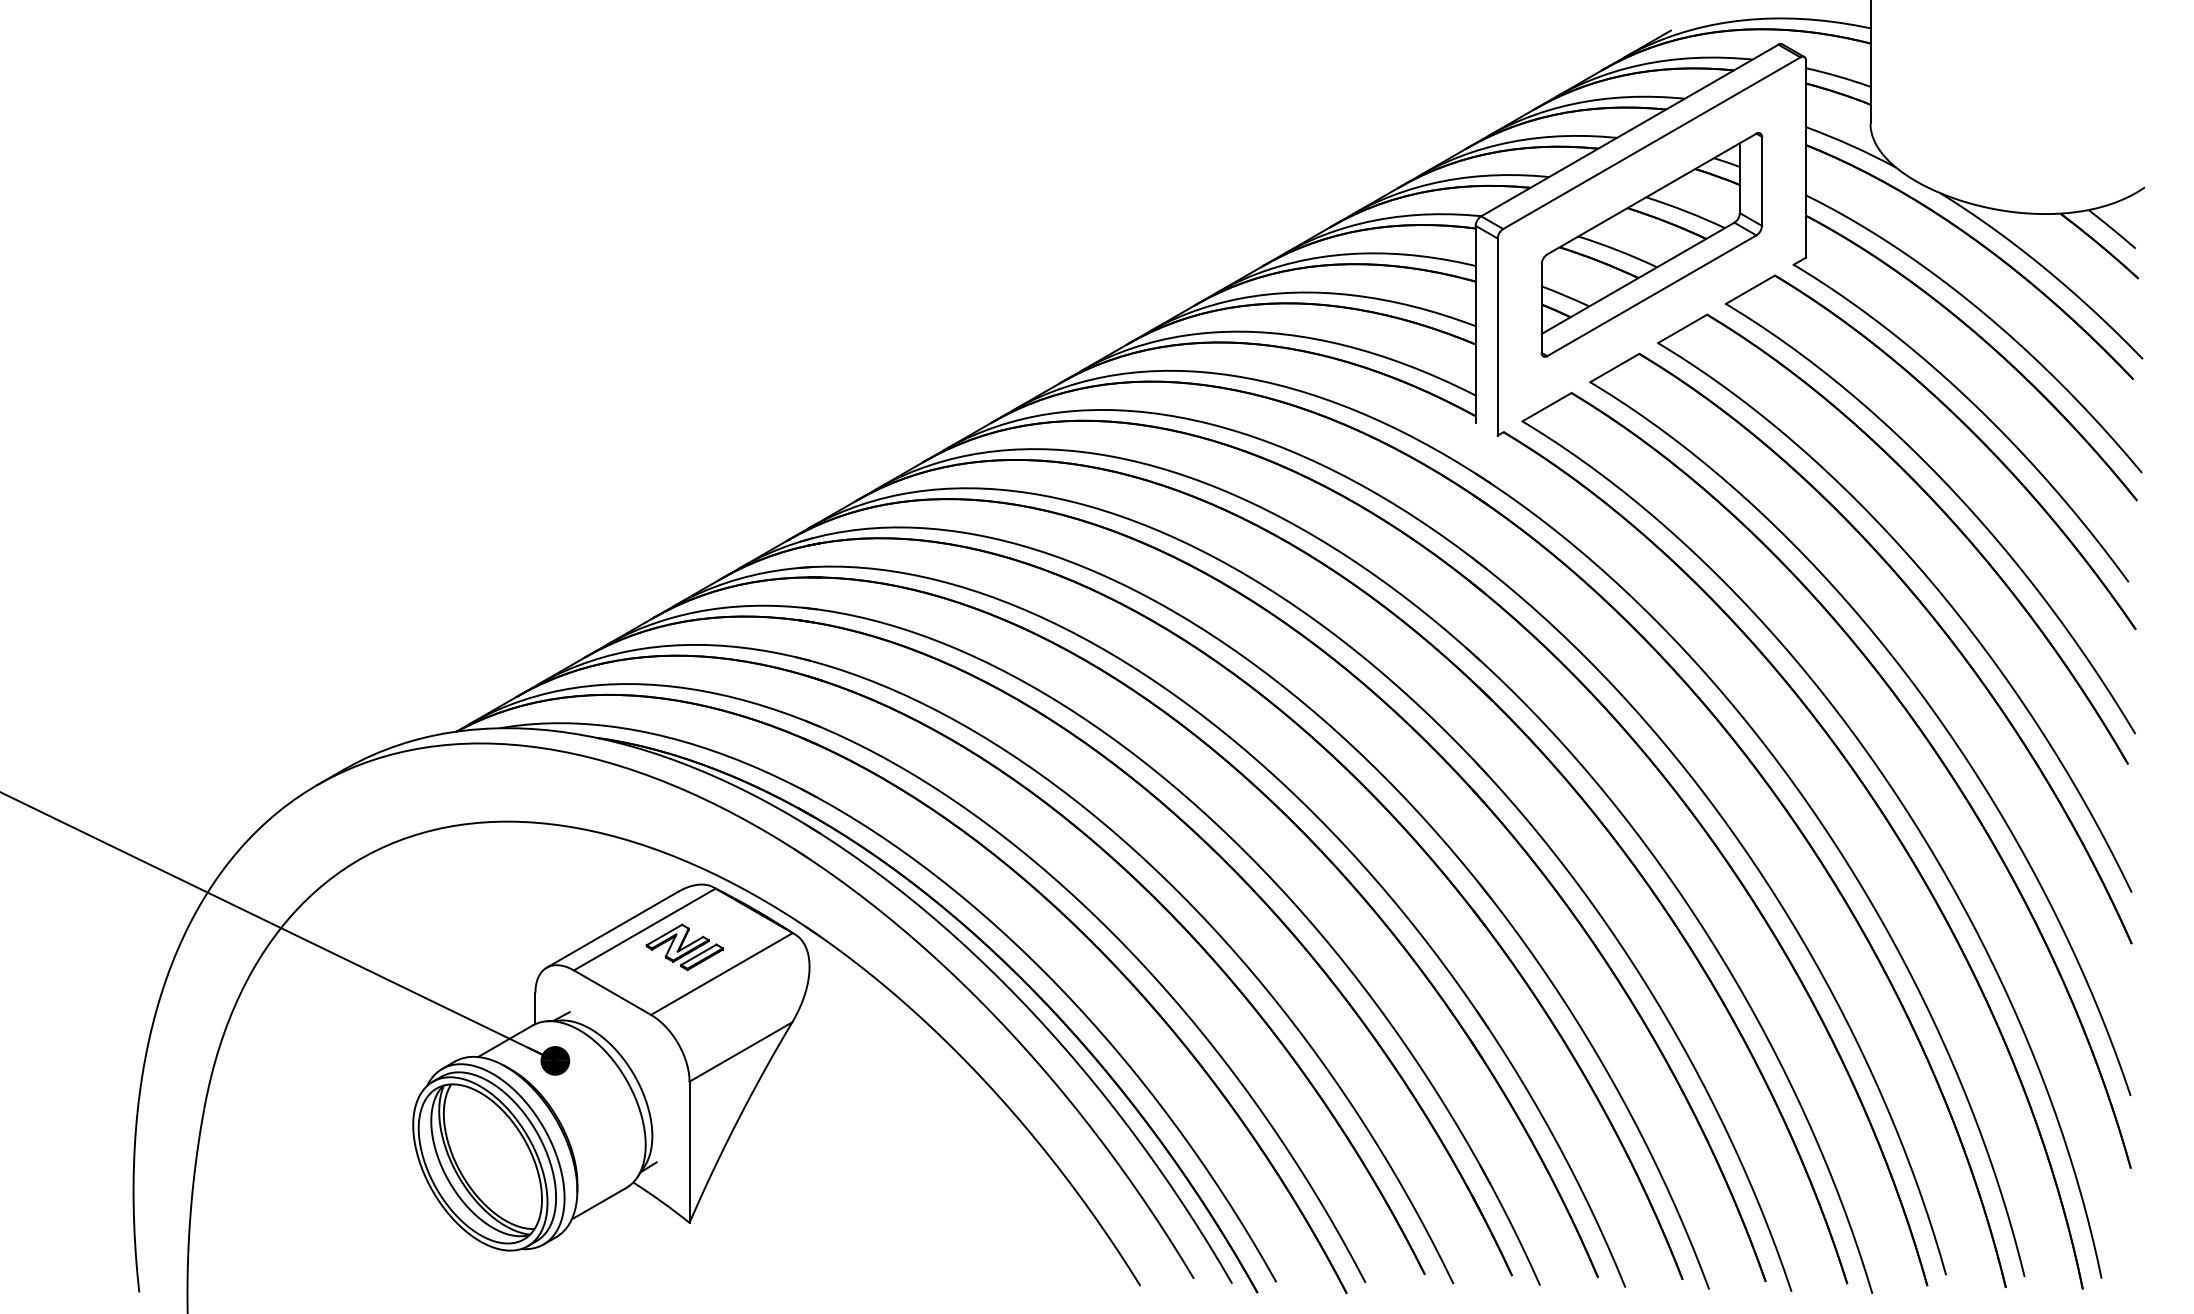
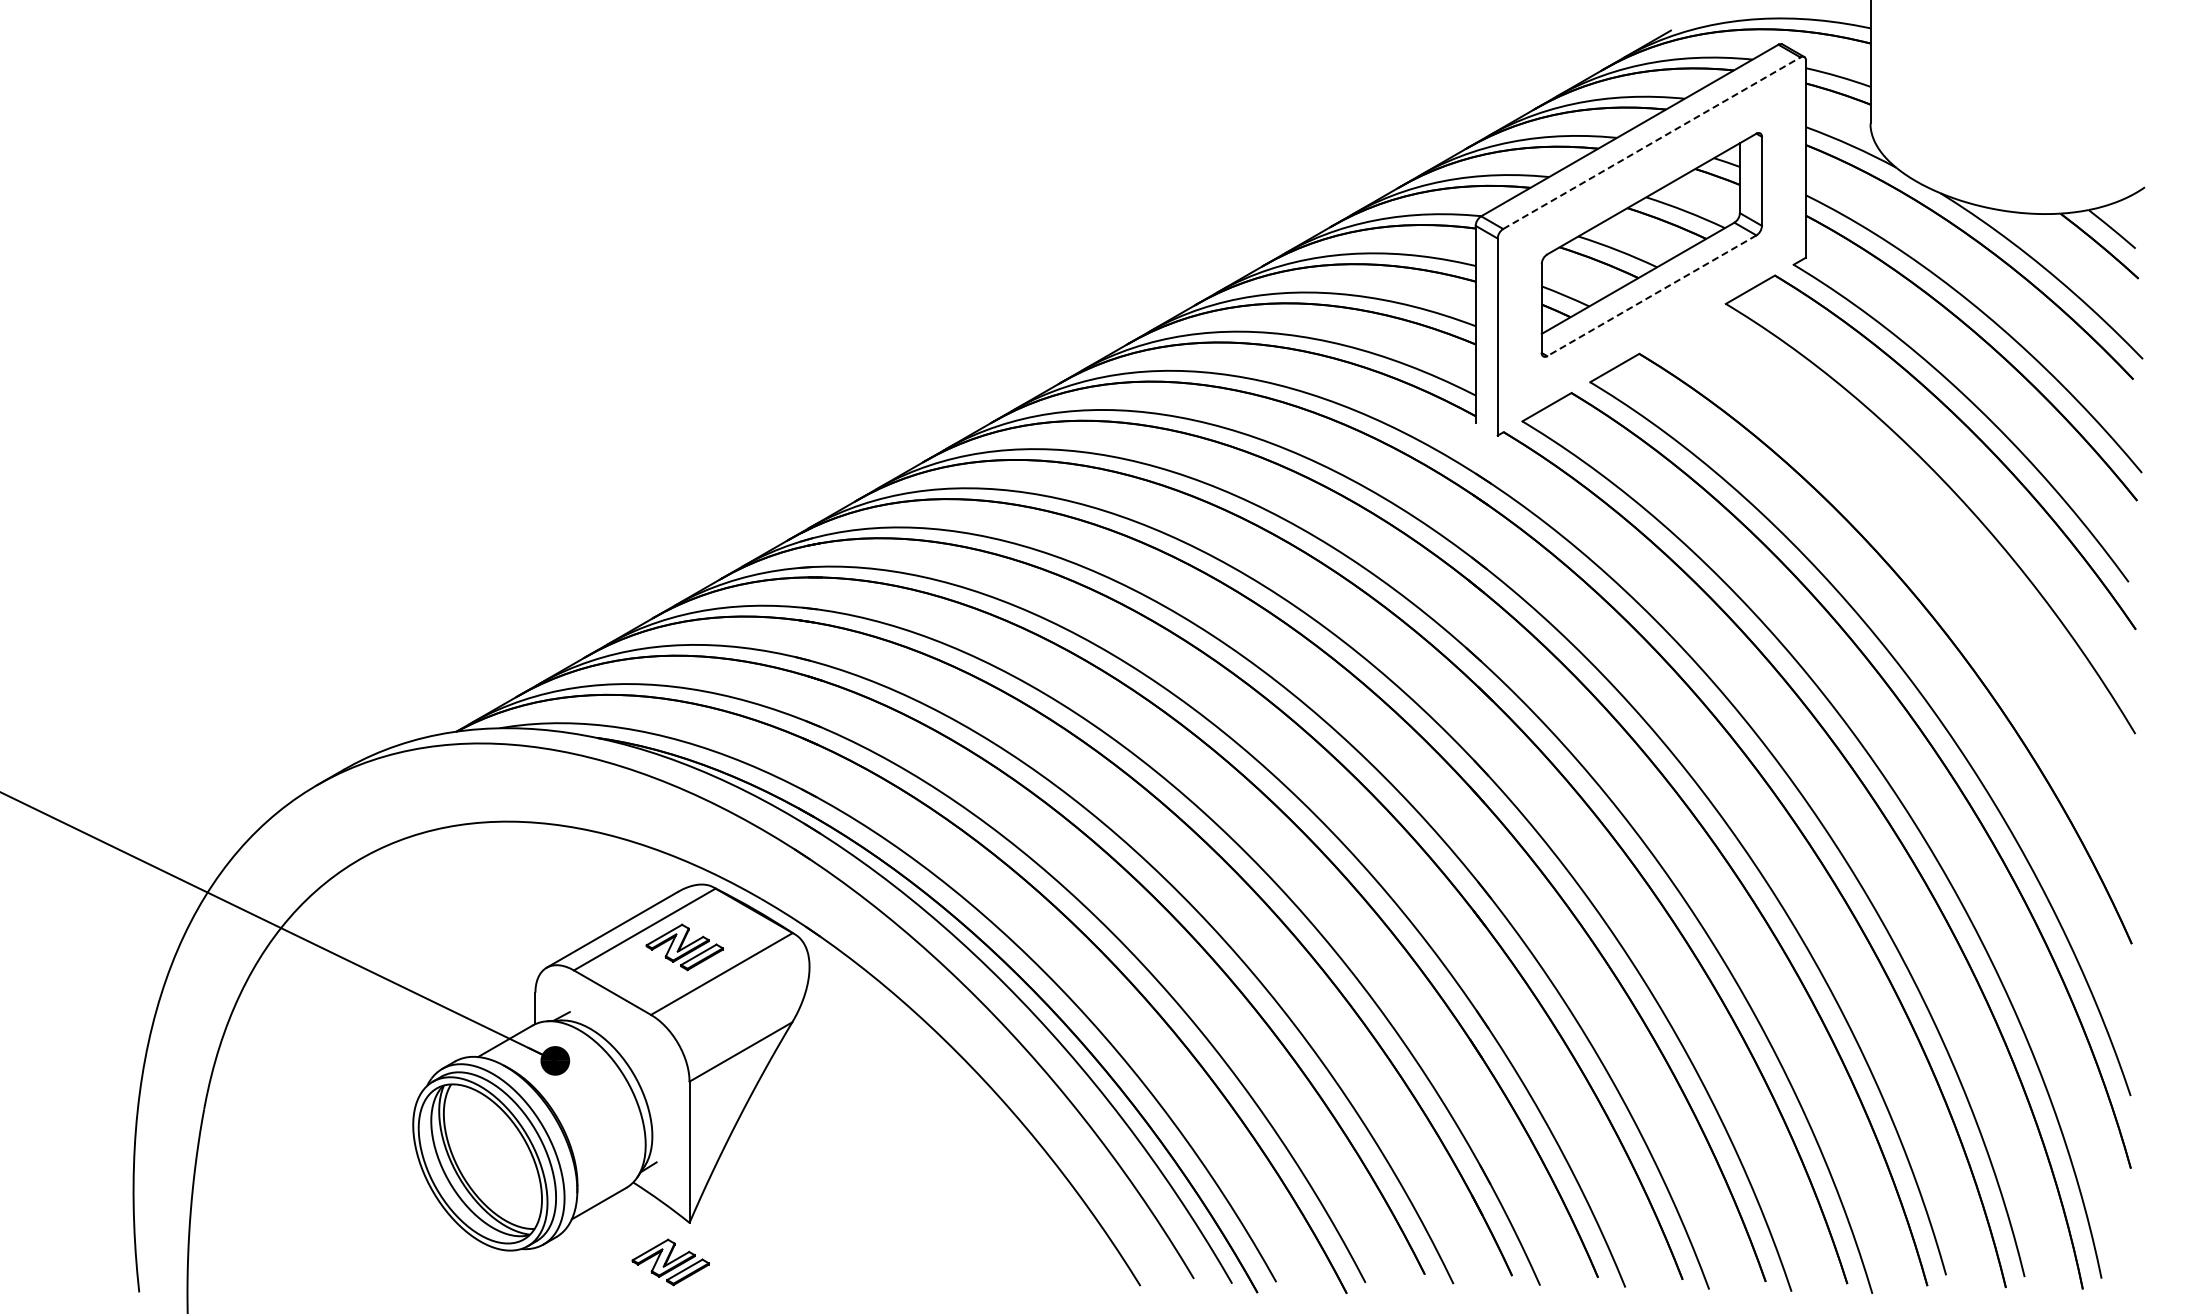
line: solid -> dashed (1651, 143)
line: solid -> dashed (1651, 295)
part: present -> none (1923, 574)
part: none -> present (670, 1262)
